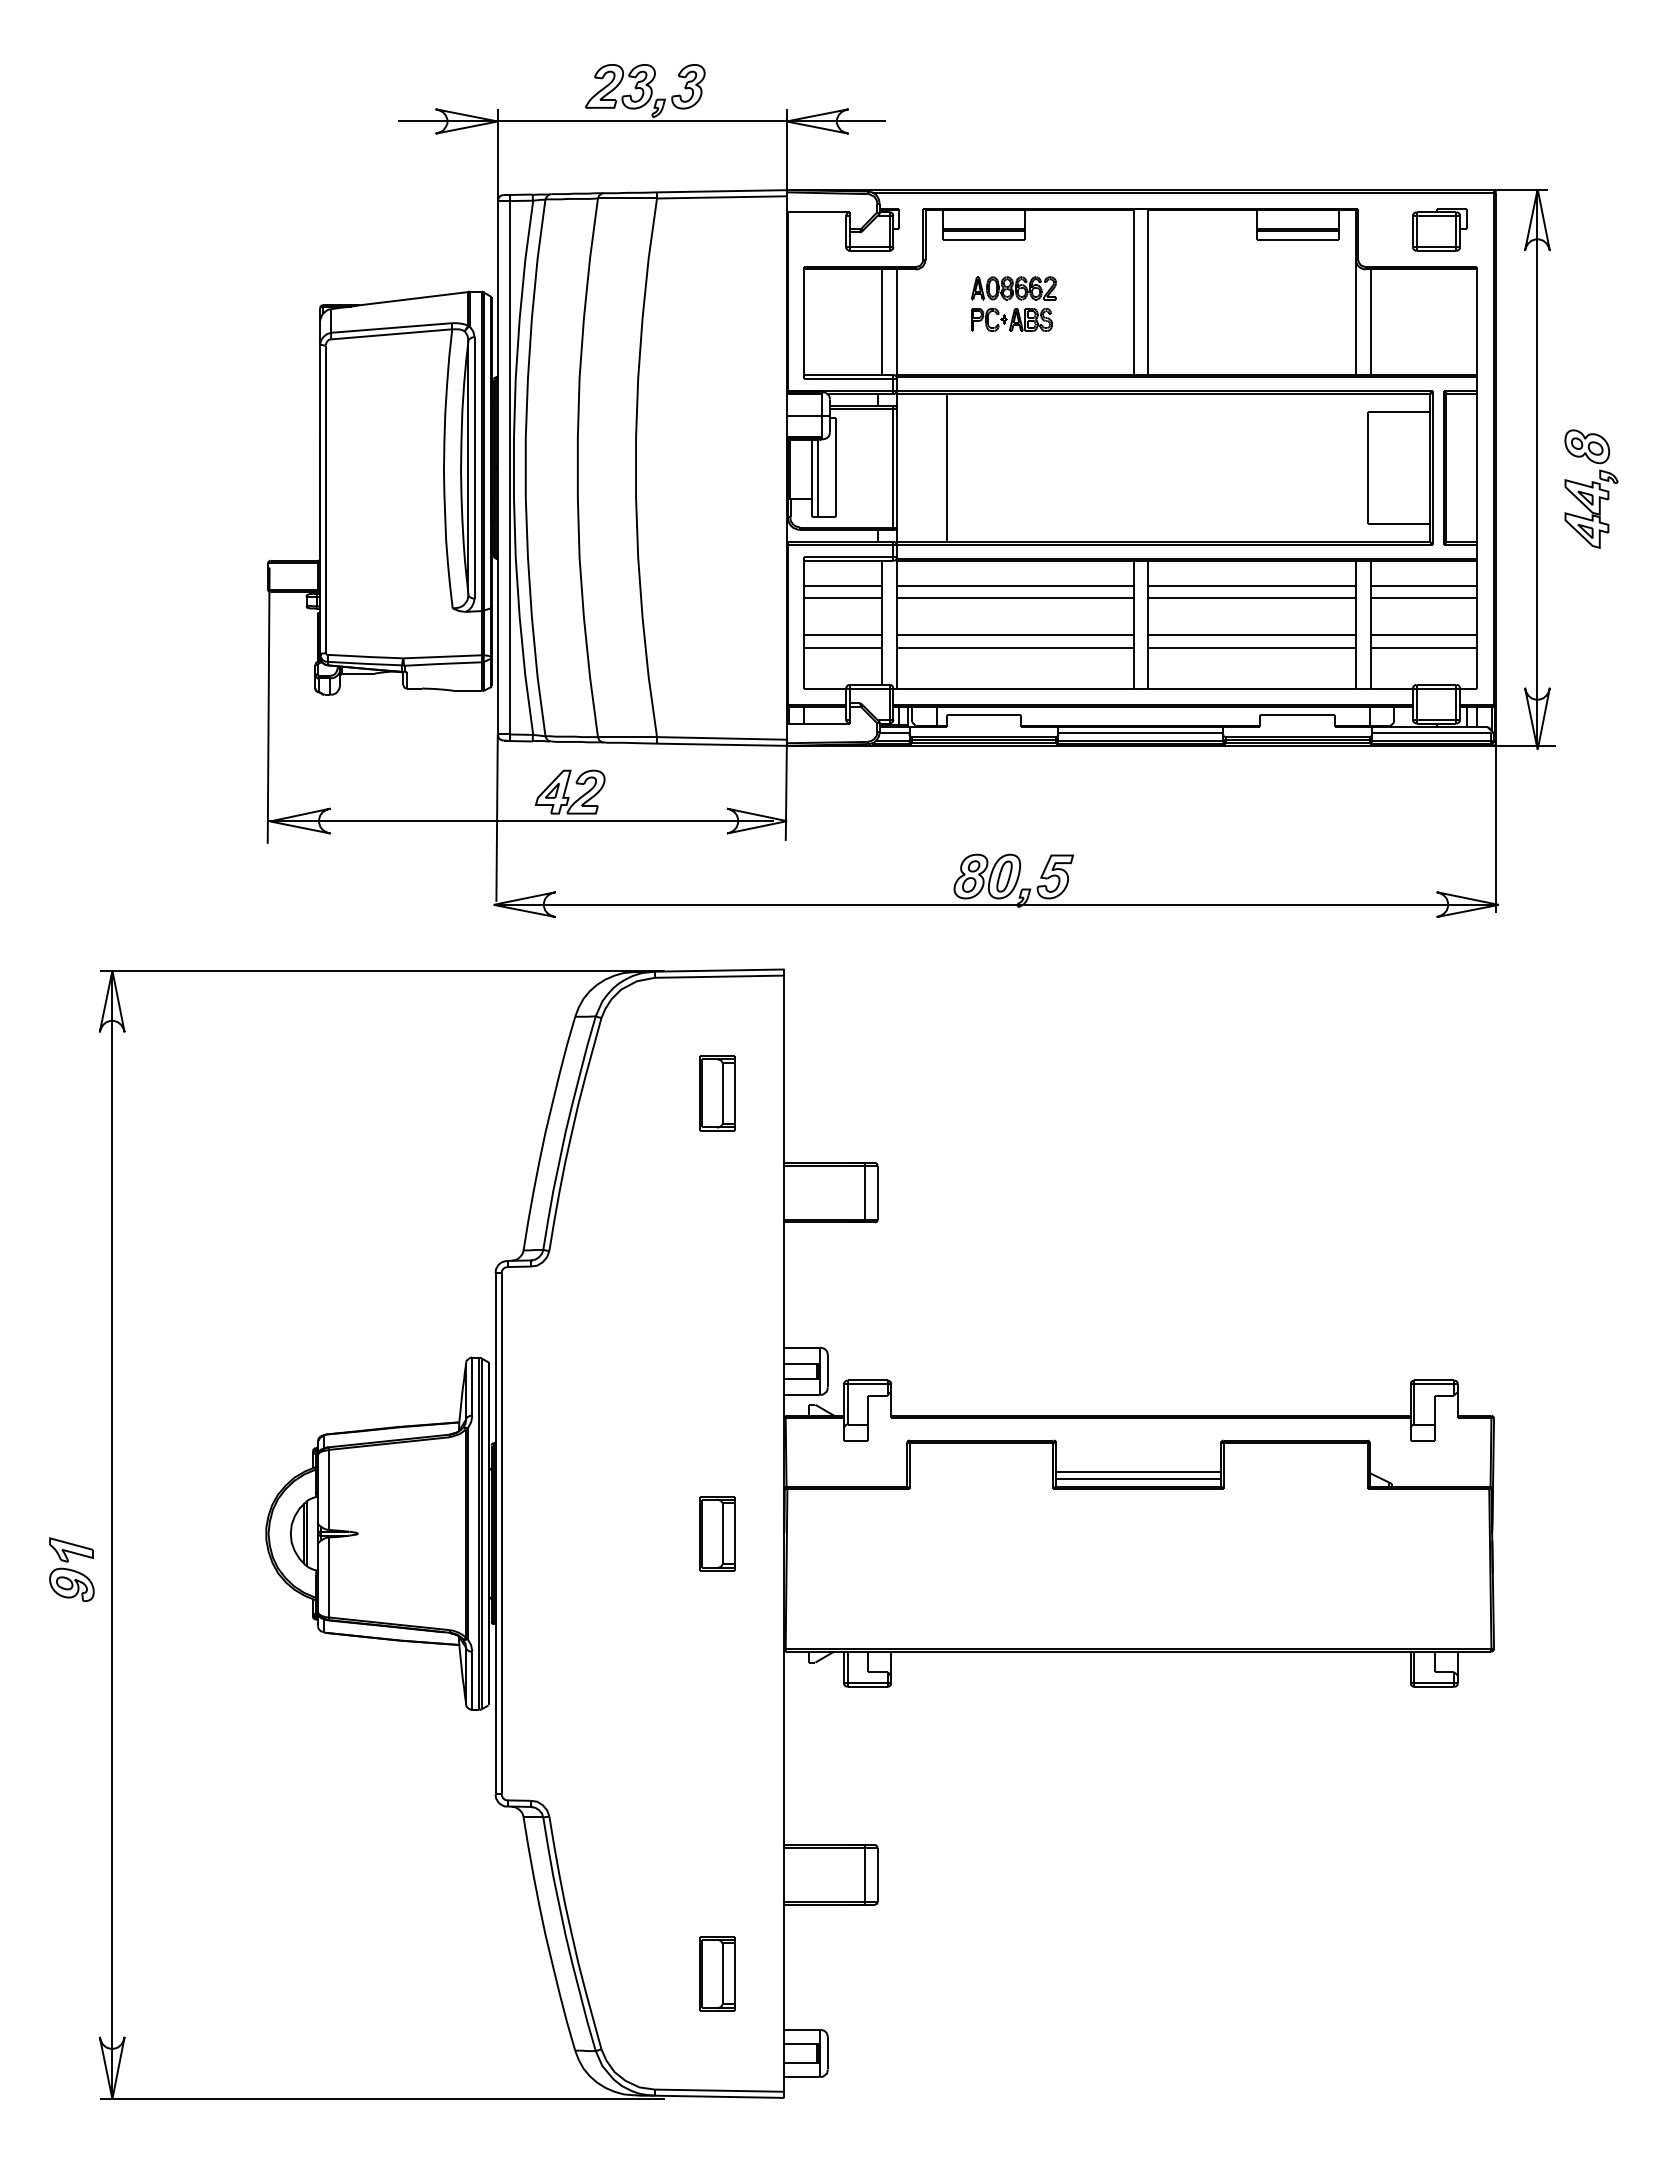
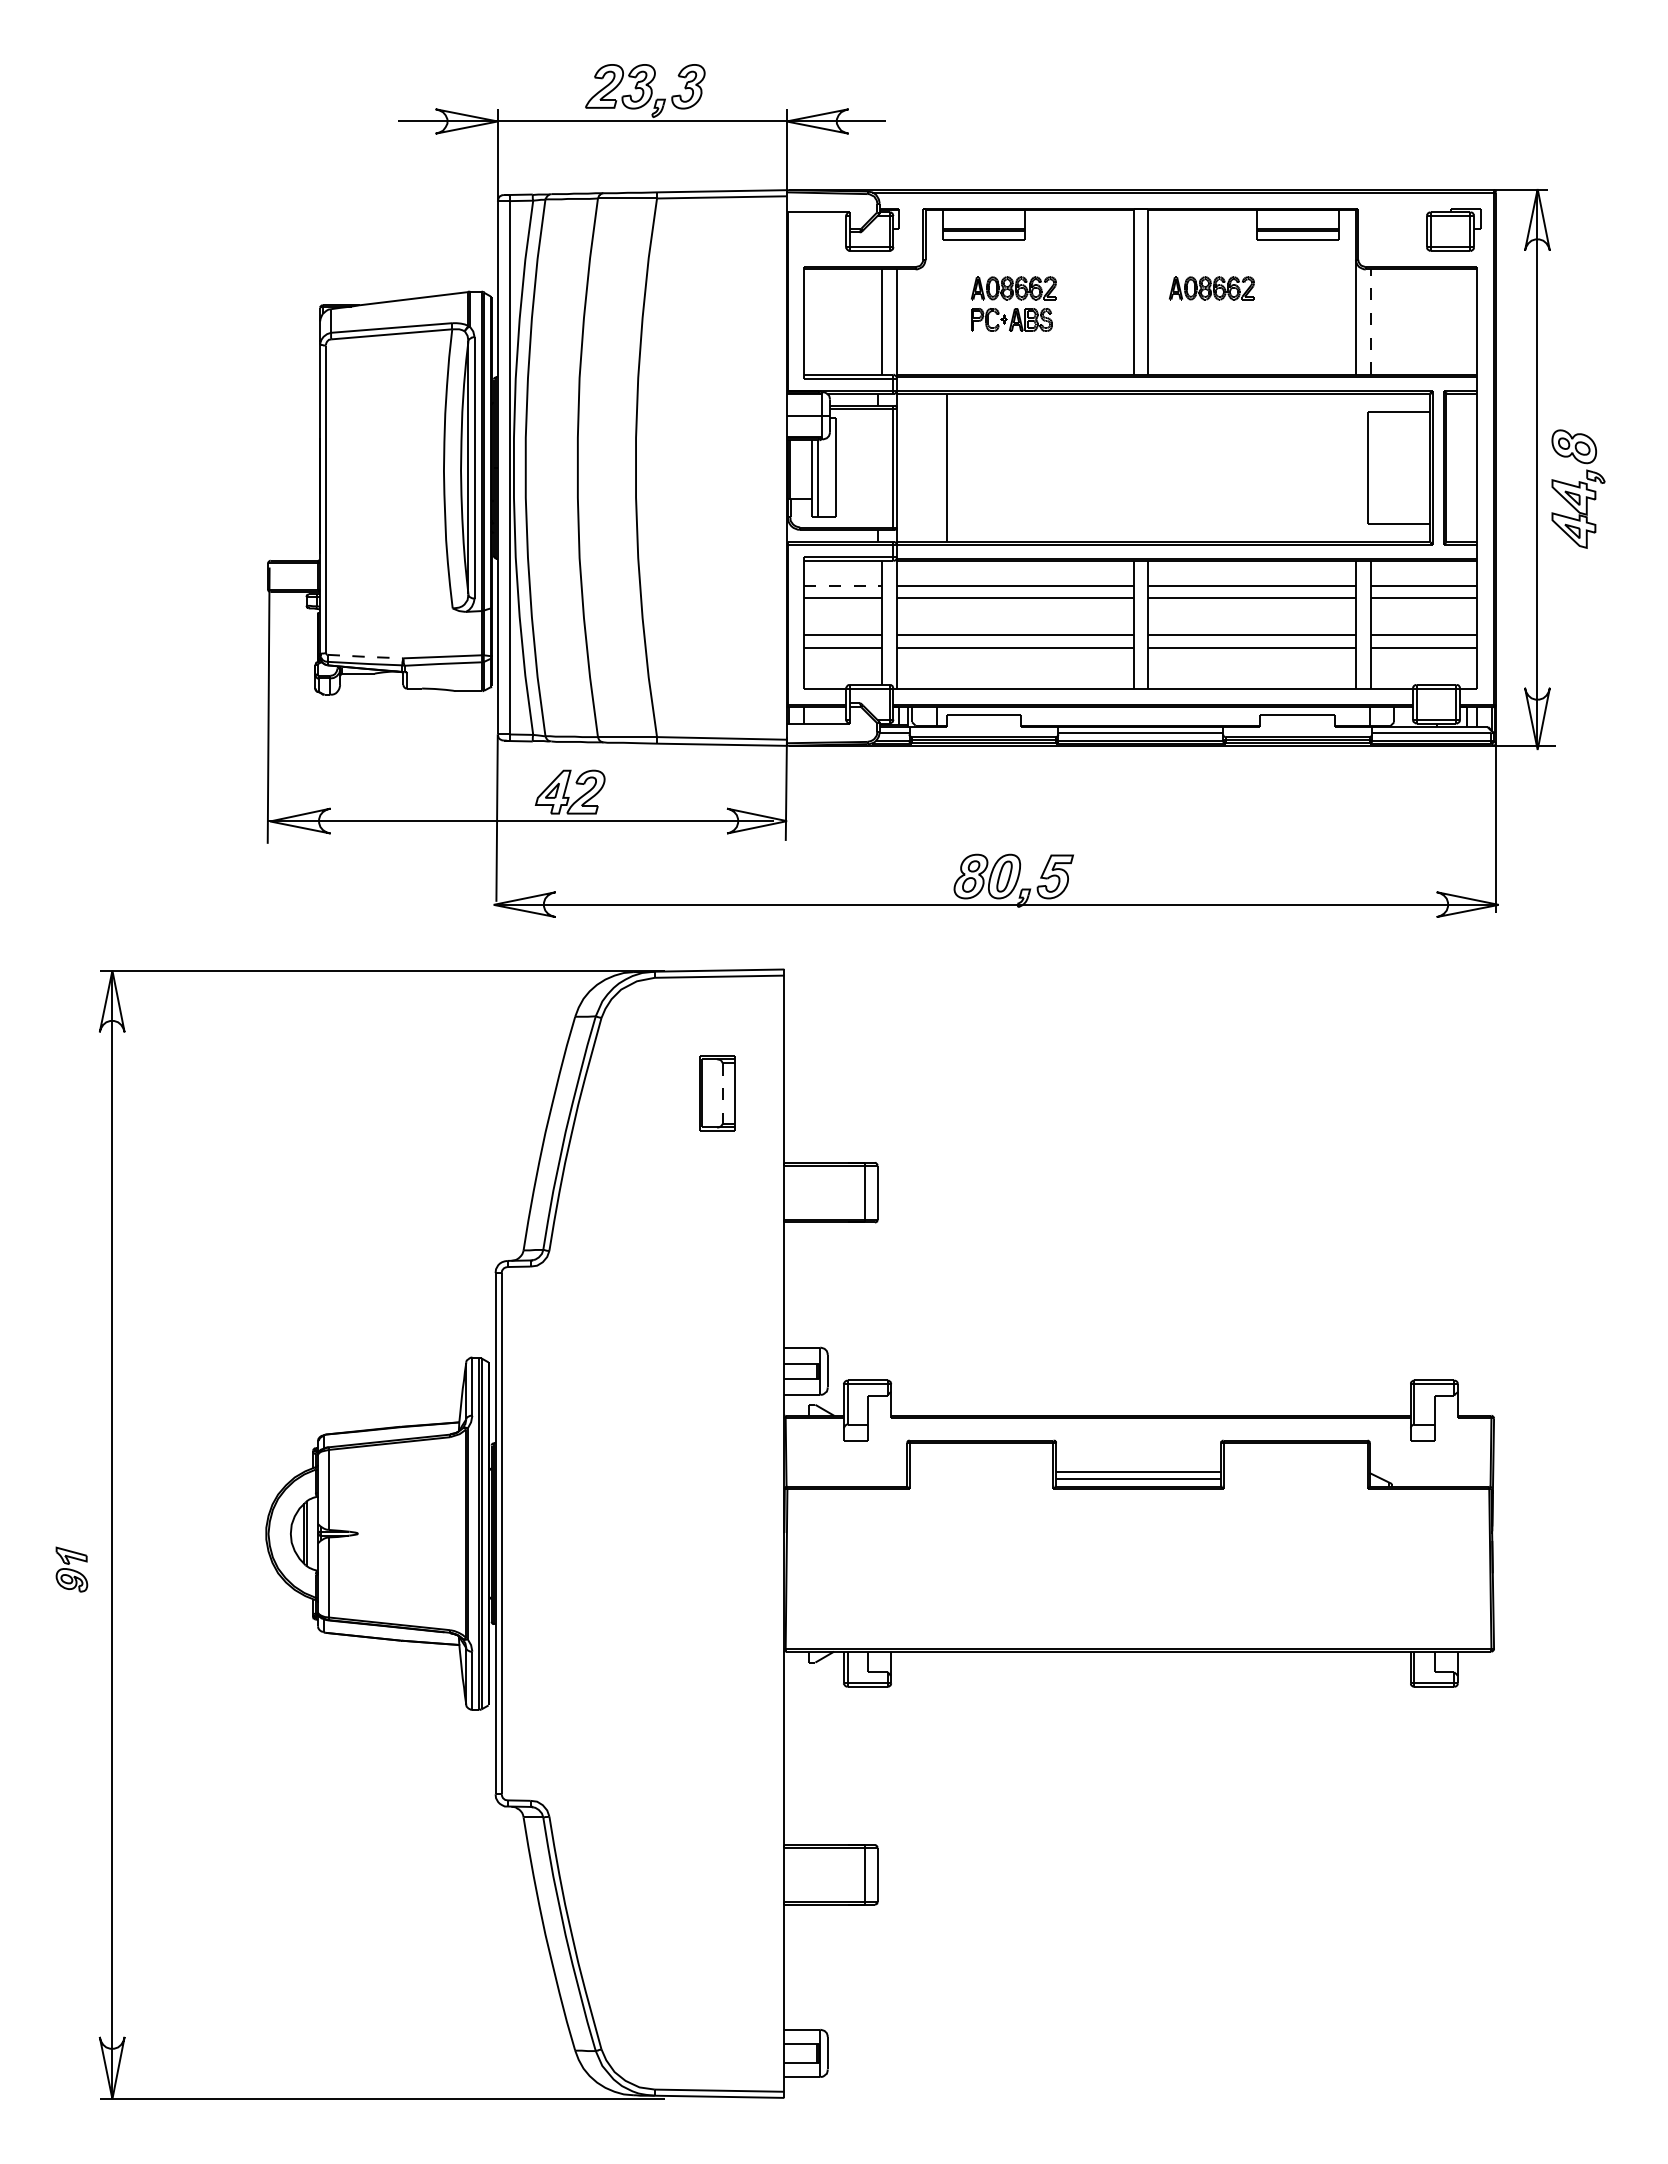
part position: (1439, 229) -> (1453, 229) (1453, 229)
part: none -> present (1211, 288)
line: solid -> dashed (1370, 322)
part position: (1591, 488) -> (1578, 488) (1578, 488)
line: solid -> dashed (843, 585)
line: solid -> dashed (365, 656)
line: solid -> dashed (722, 1094)
part: present -> none (717, 1533)
part size: 46x65 px -> 34x47 px (71, 1569)
part: present -> none (717, 1973)
